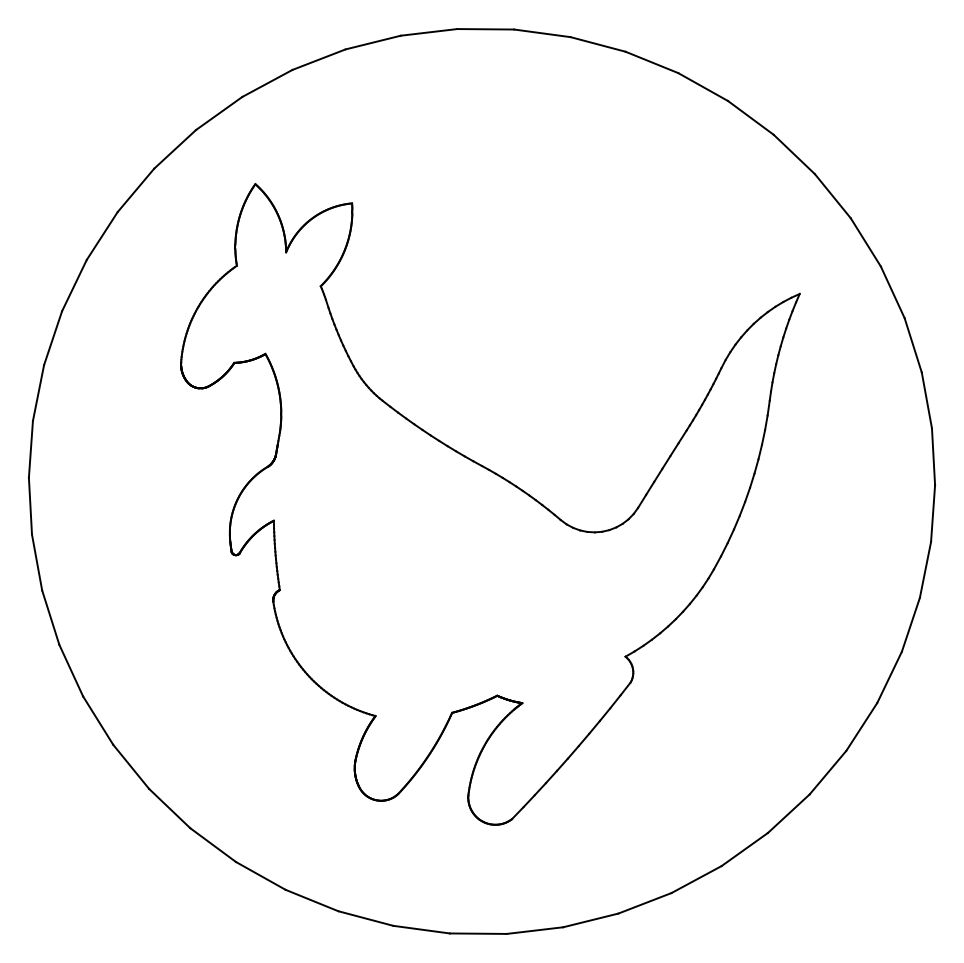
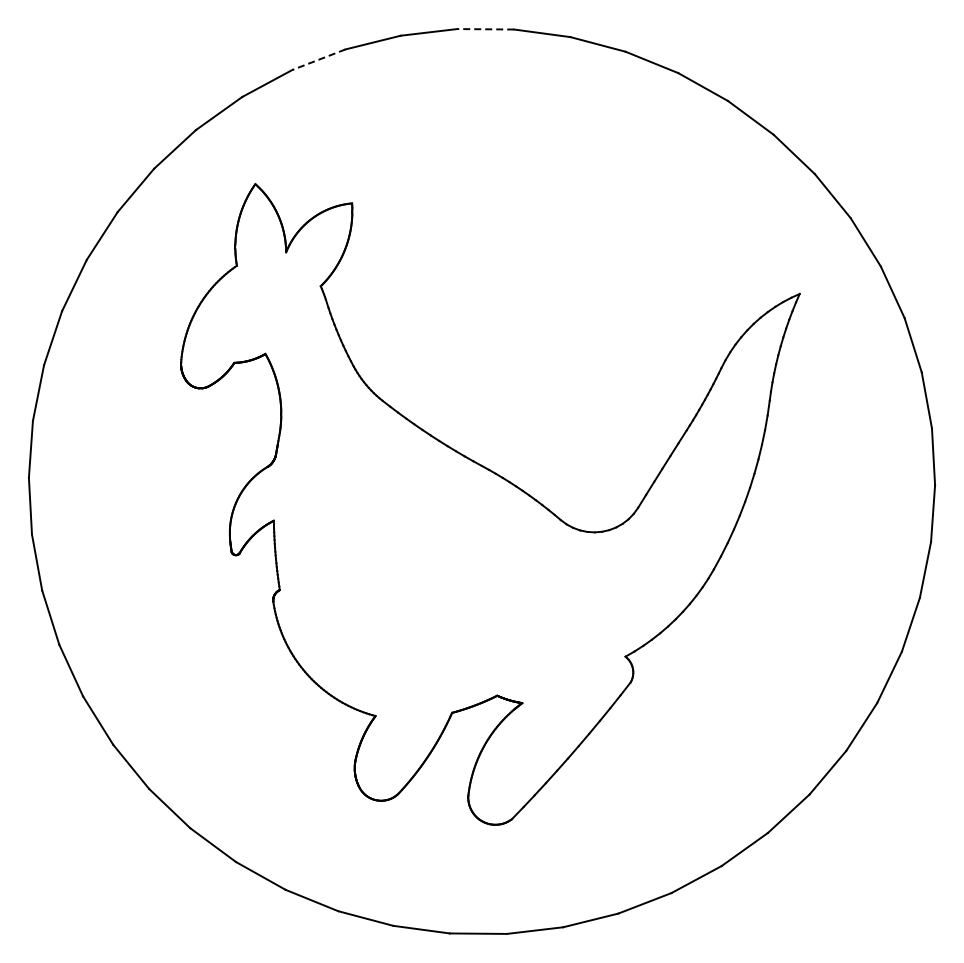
line: solid -> dashed (485, 29)
line: solid -> dashed (318, 59)
